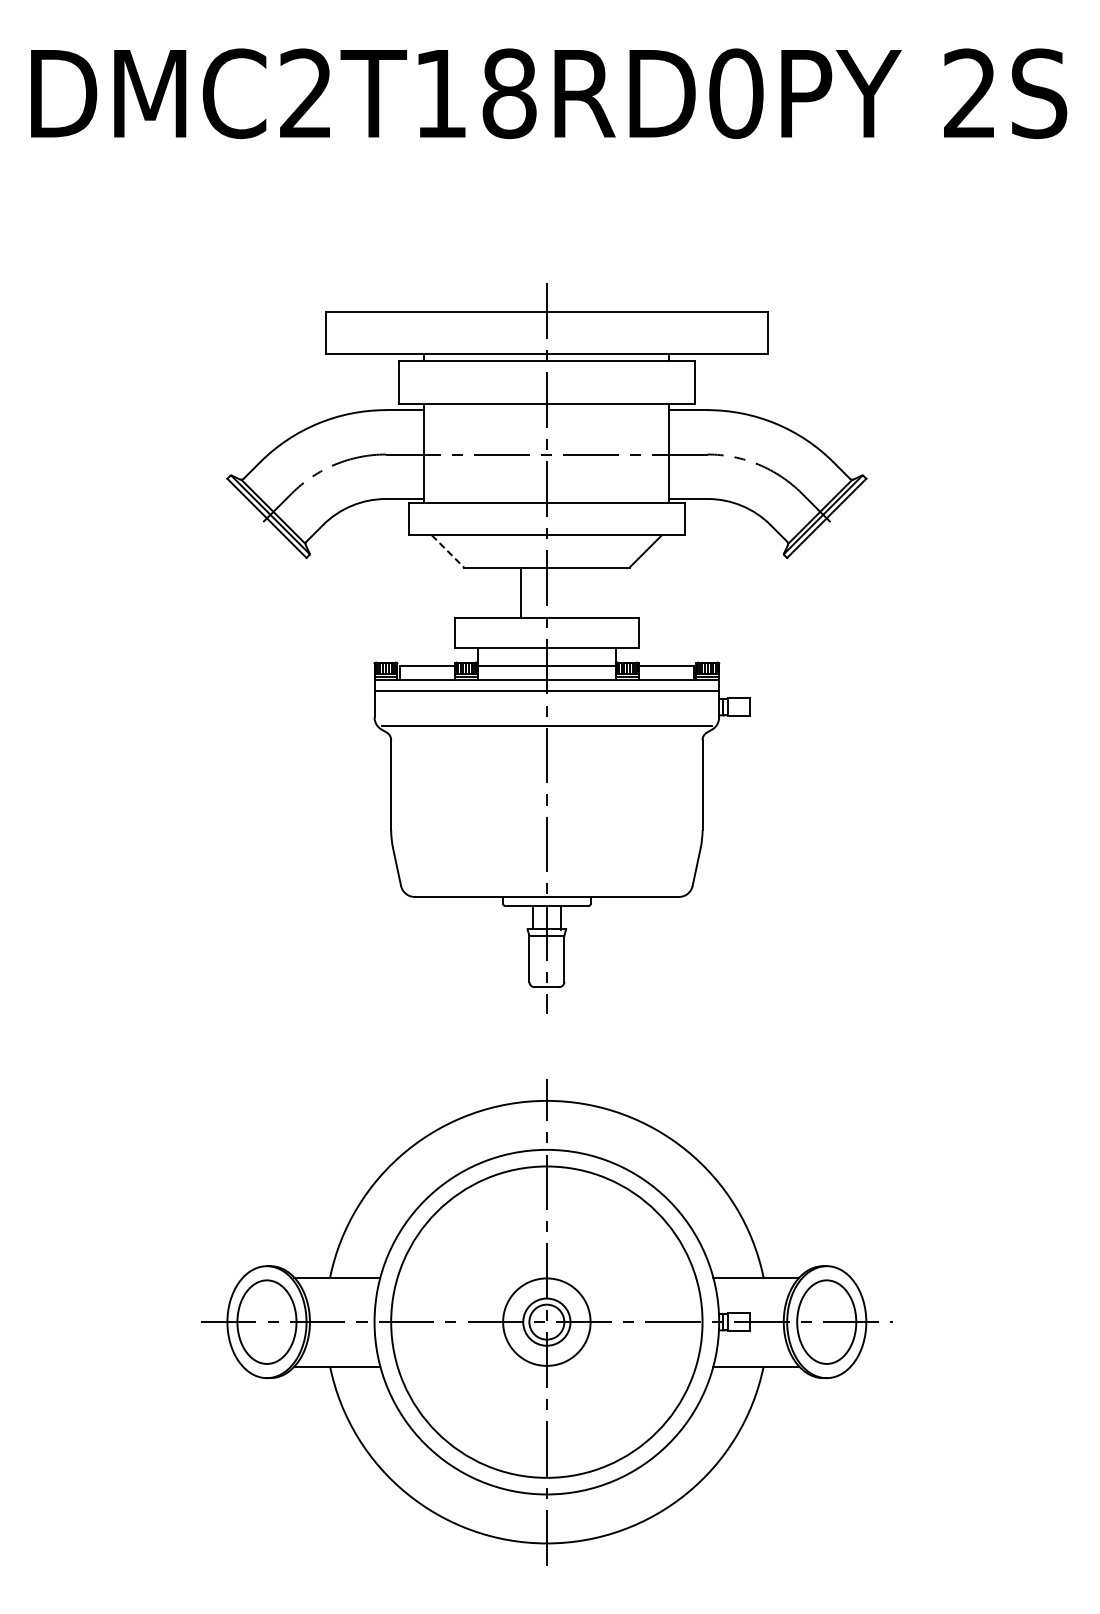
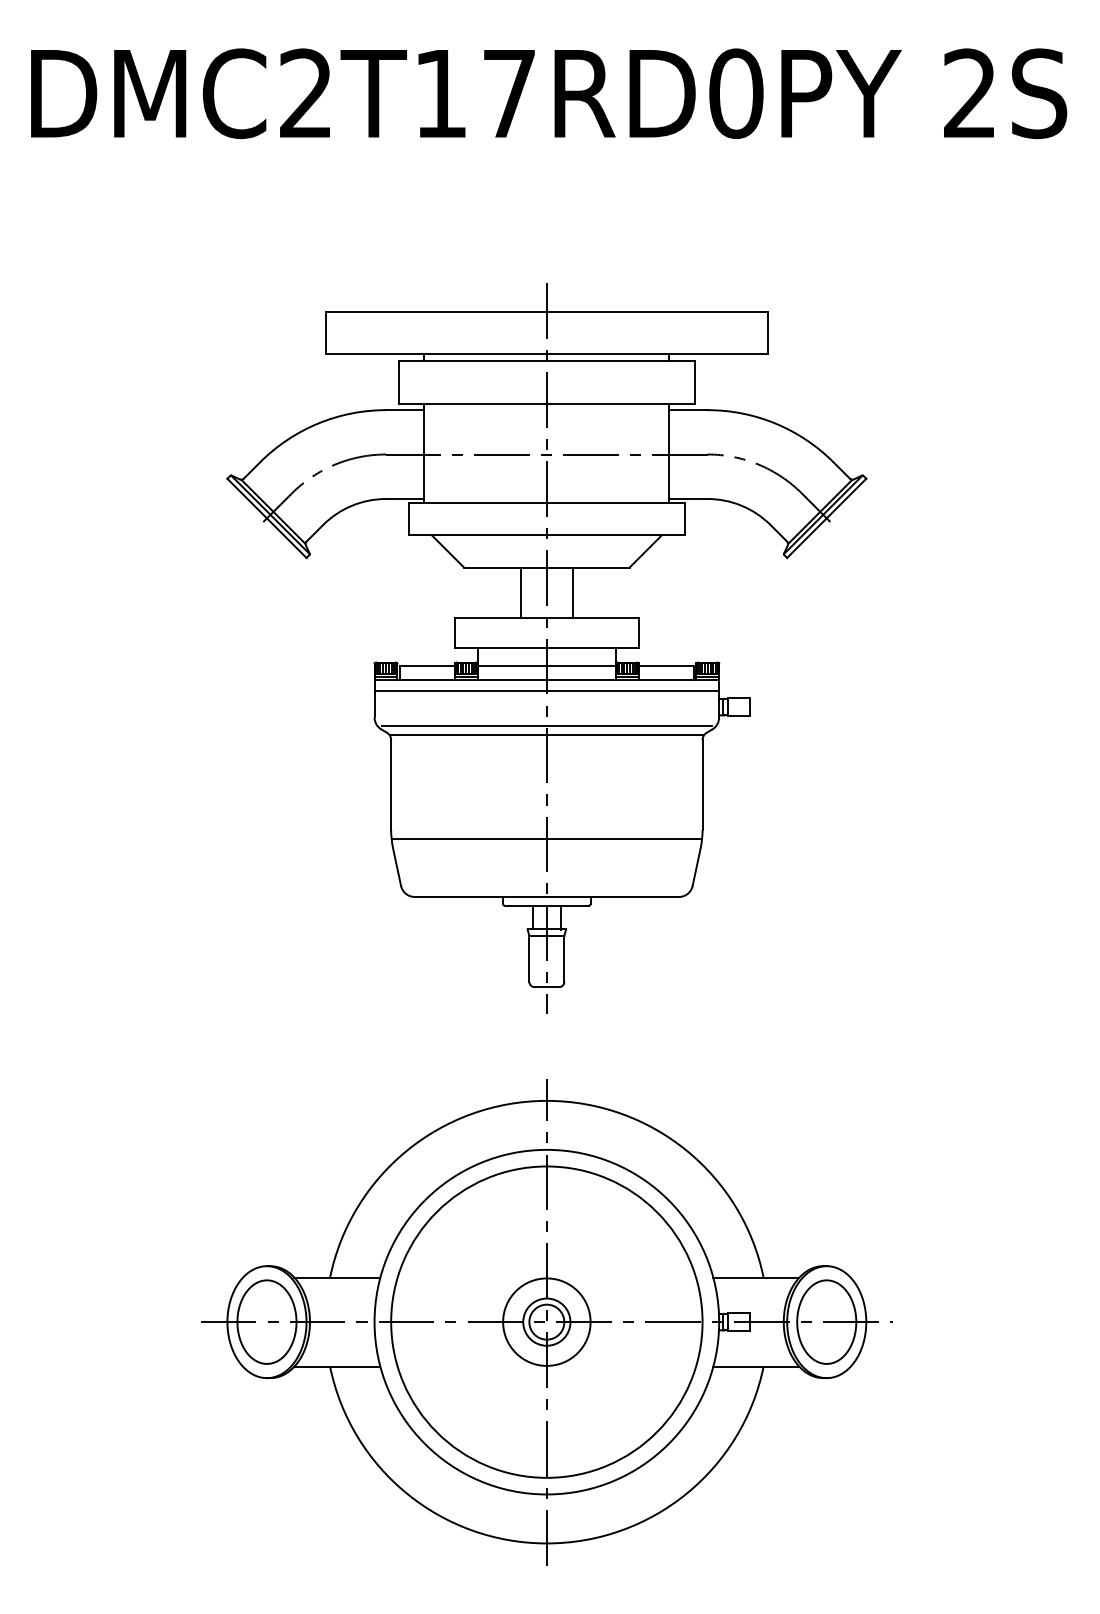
text: DMC2T18RD0PY -> DMC2T17RD0PY (509, 93)
line: dashed -> solid (447, 551)
line: none -> present (573, 592)
line: none -> present (546, 735)
line: none -> present (546, 839)
